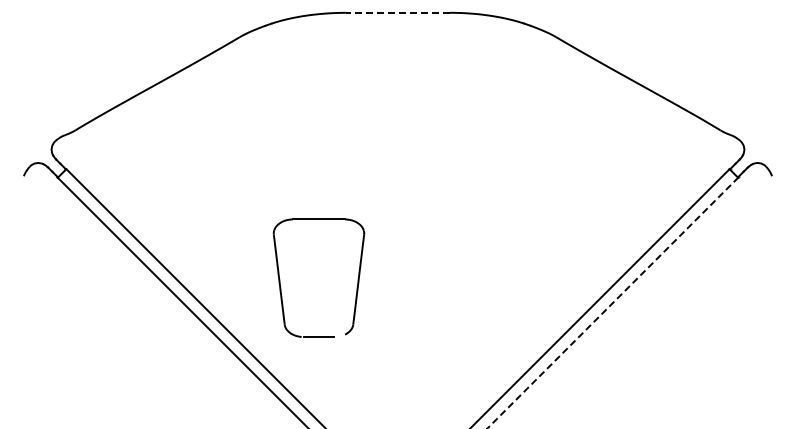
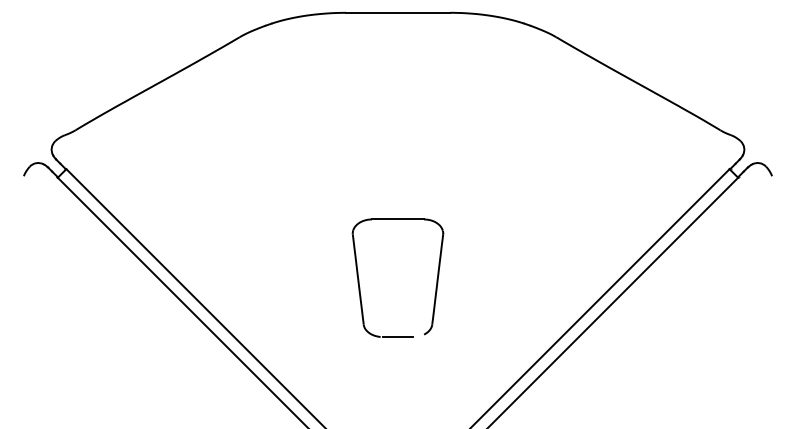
line: dashed -> solid (397, 12)
part position: (280, 279) -> (359, 279) (359, 279)
line: dashed -> solid (613, 302)
